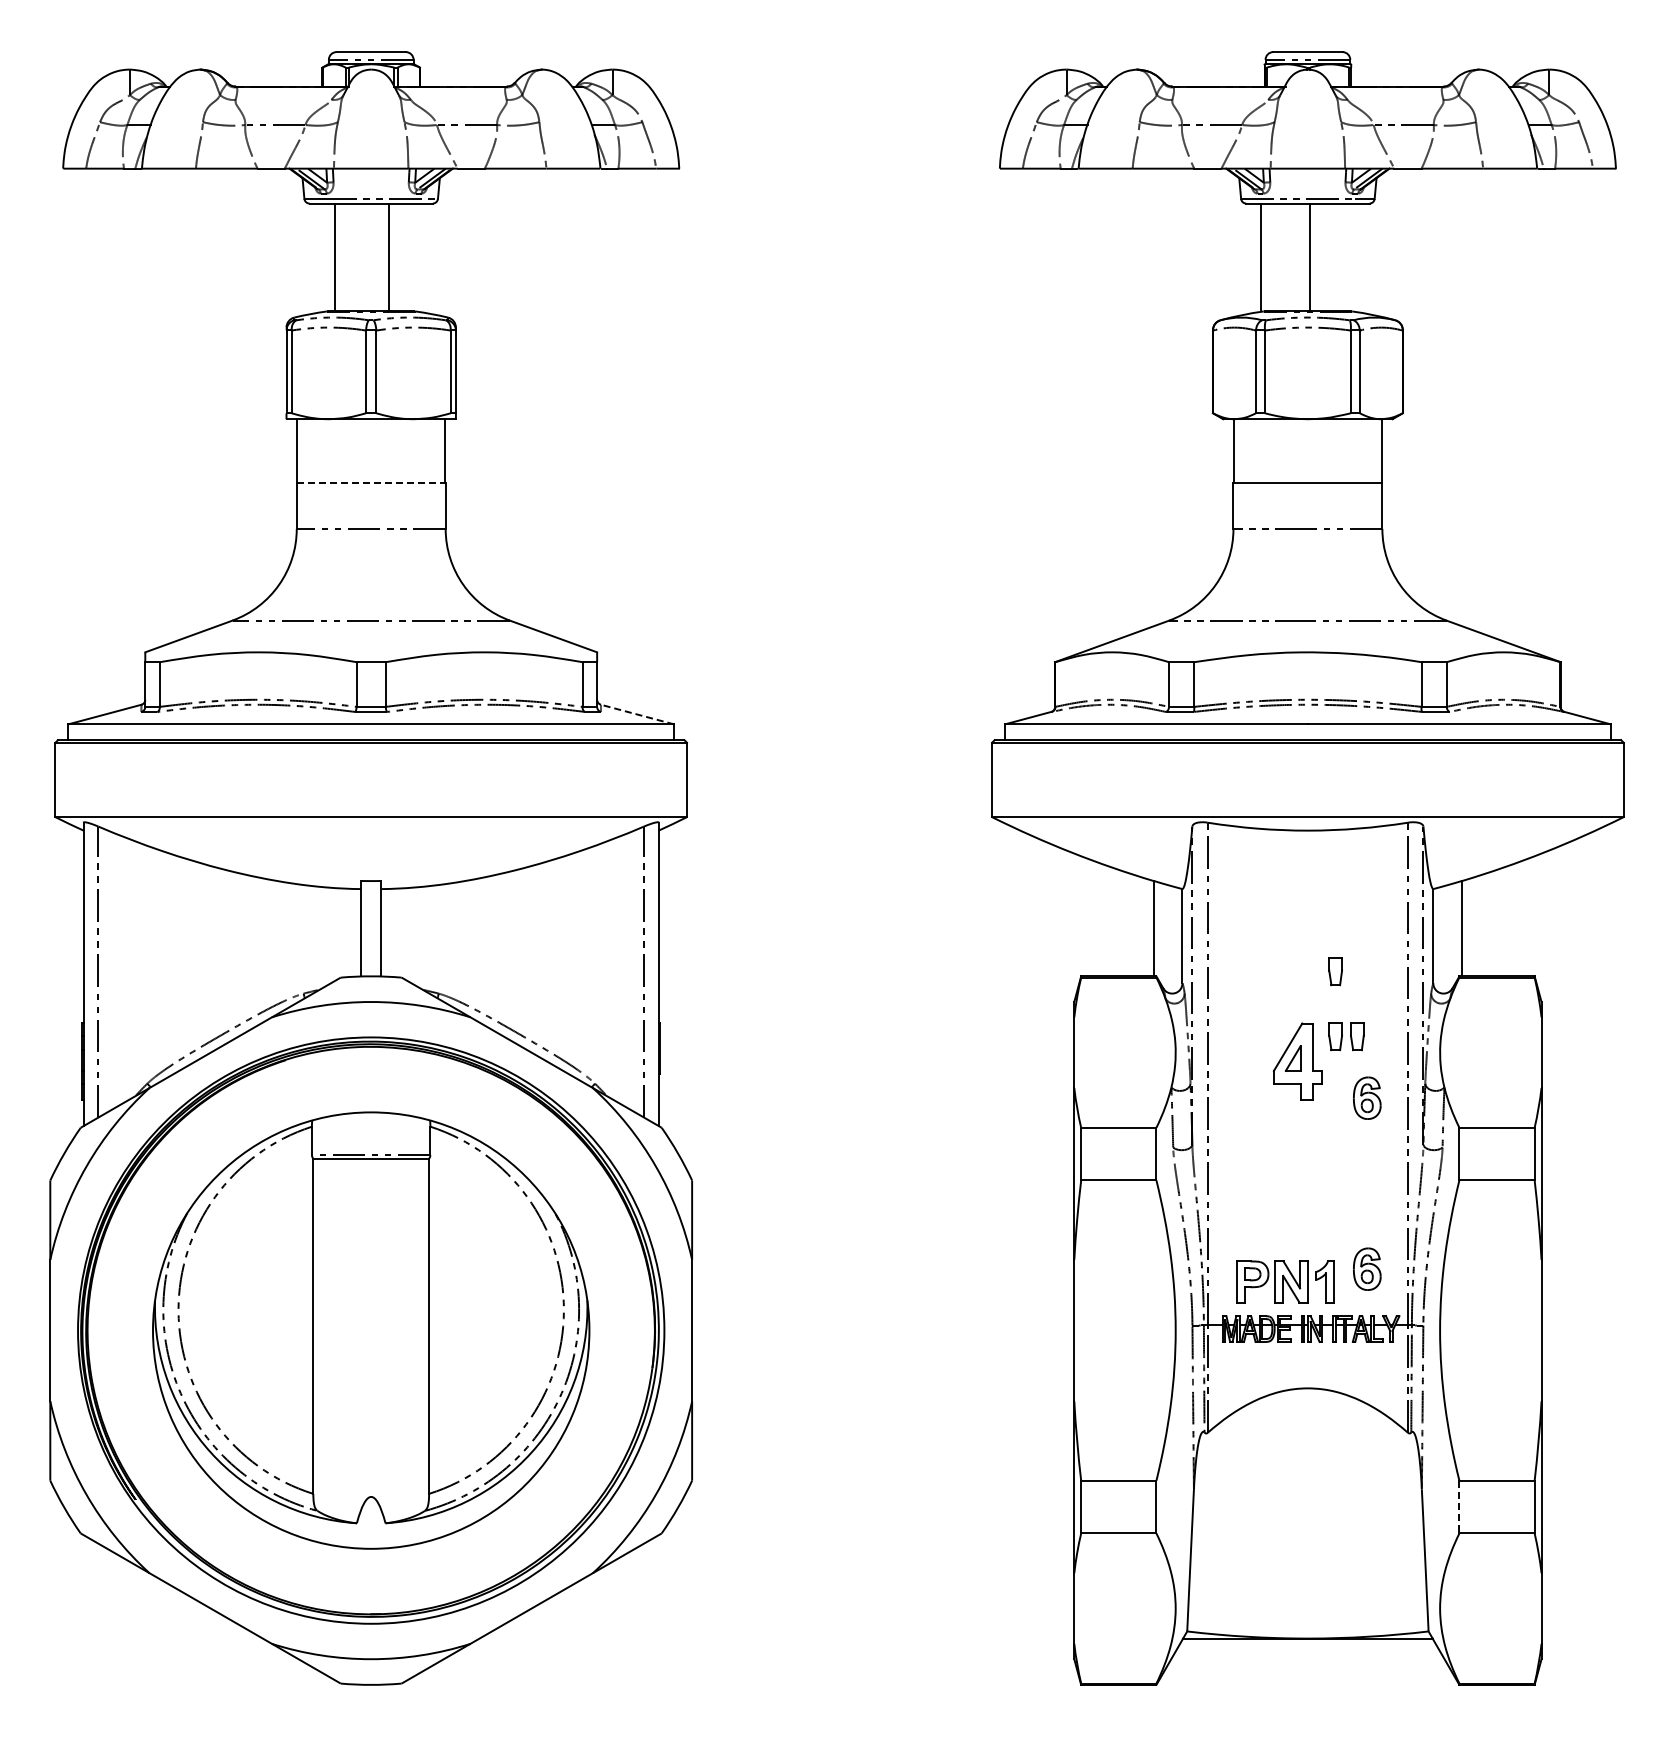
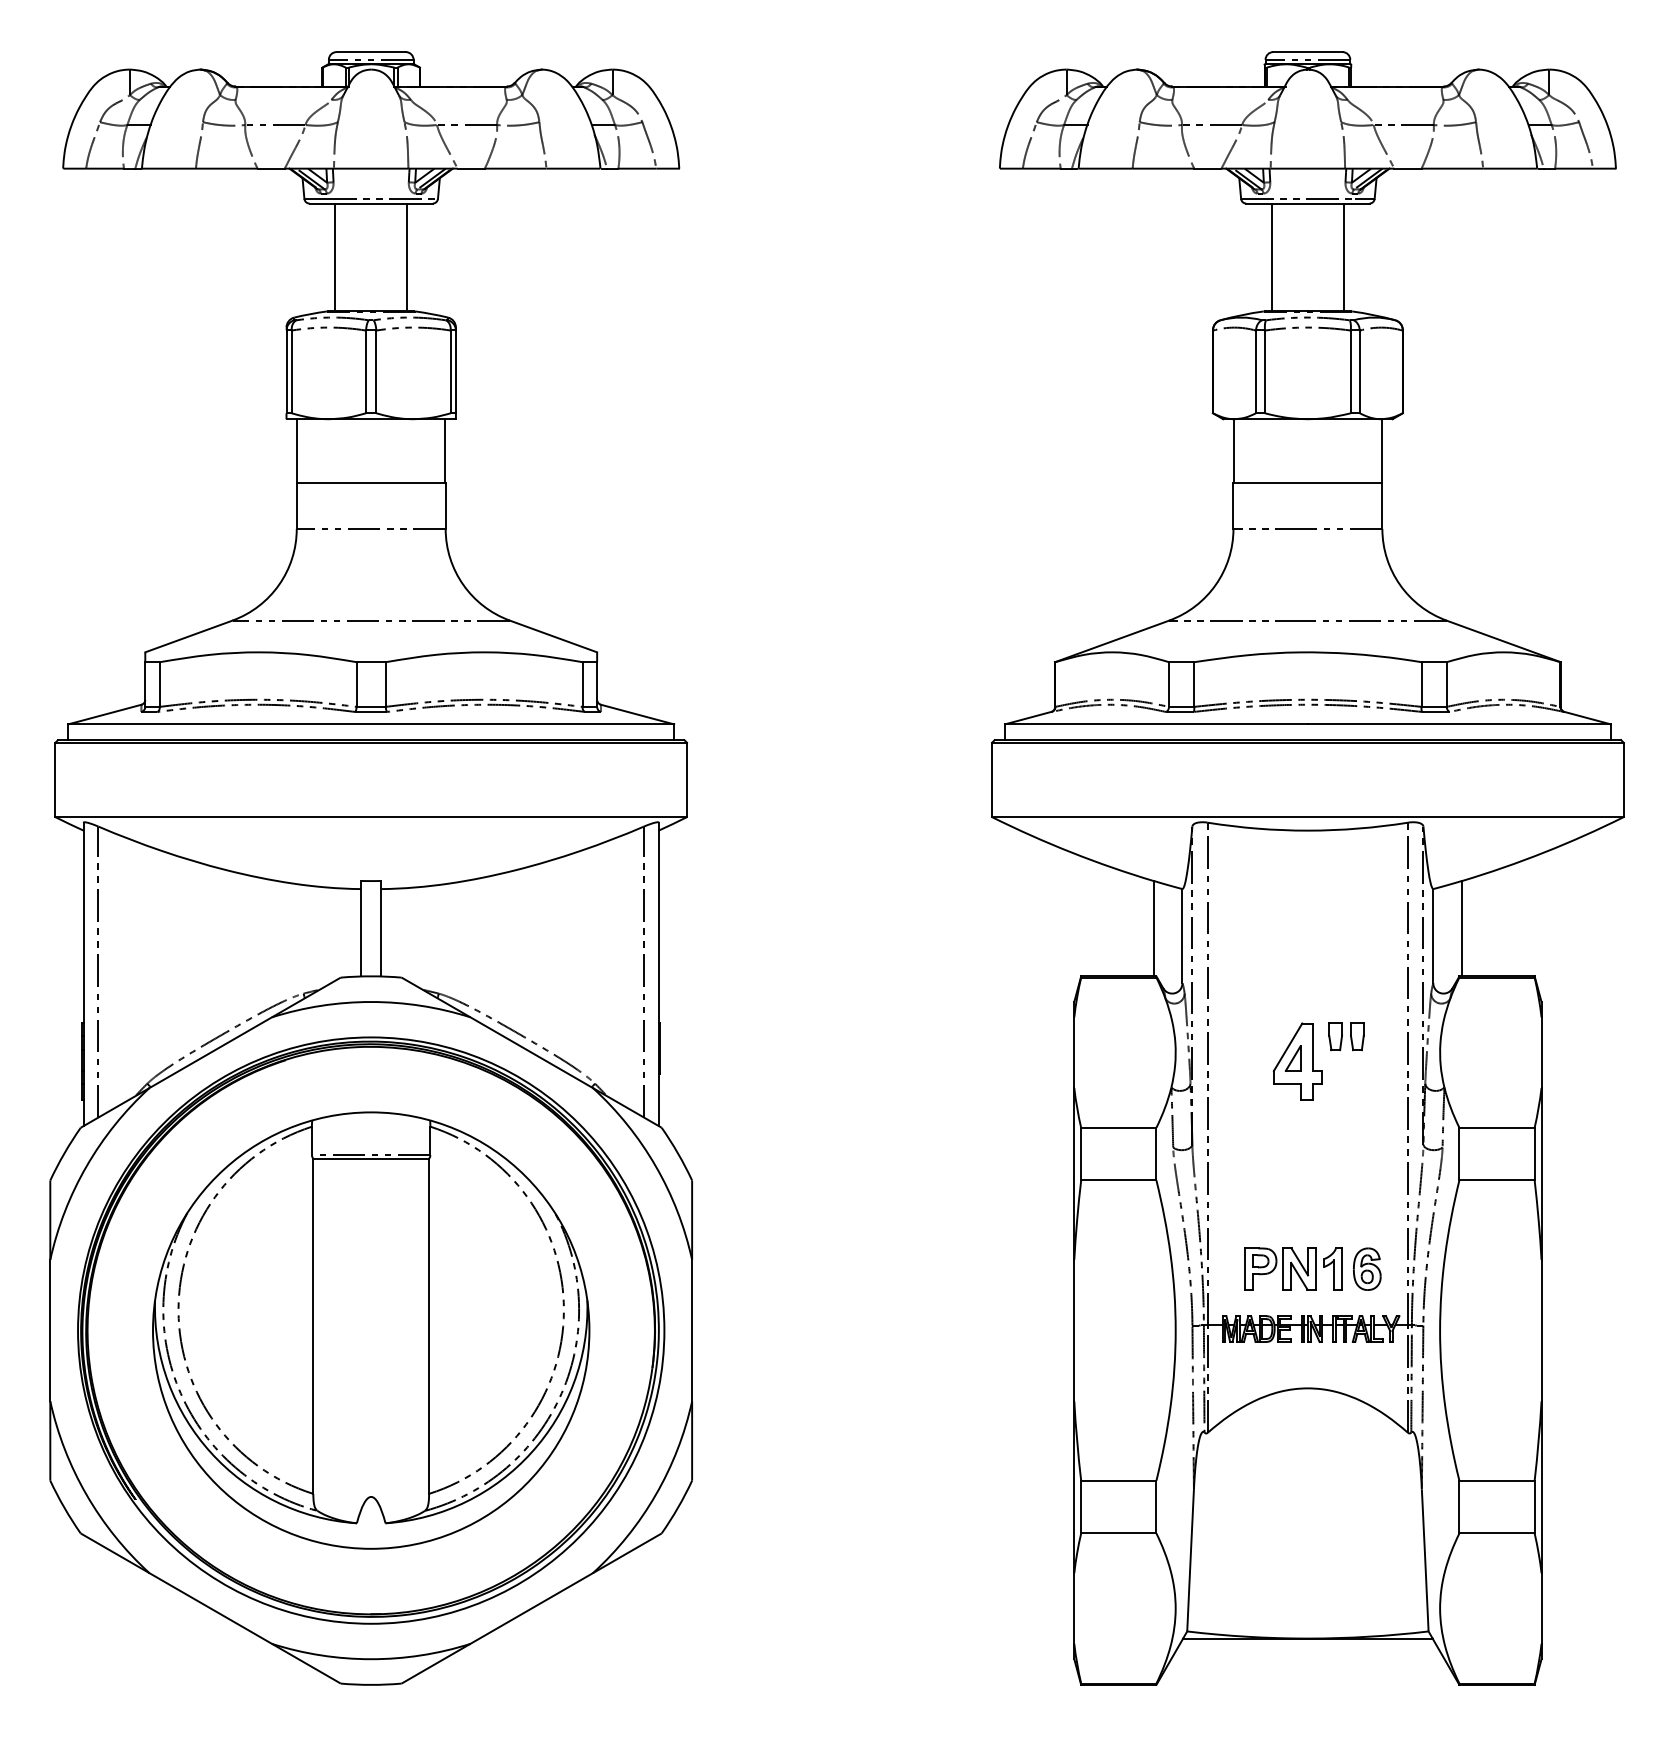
line position: (389, 257) -> (407, 257) (407, 257)
line position: (1260, 257) -> (1271, 257) (1271, 257)
line position: (1309, 257) -> (1343, 257) (1343, 257)
line: dashed -> solid (371, 483)
line: dashed -> solid (637, 714)
part: present -> none (1335, 971)
part: present -> none (1367, 1097)
part position: (1285, 1281) -> (1293, 1268) (1293, 1268)
line: dashed -> solid (1459, 1507)
